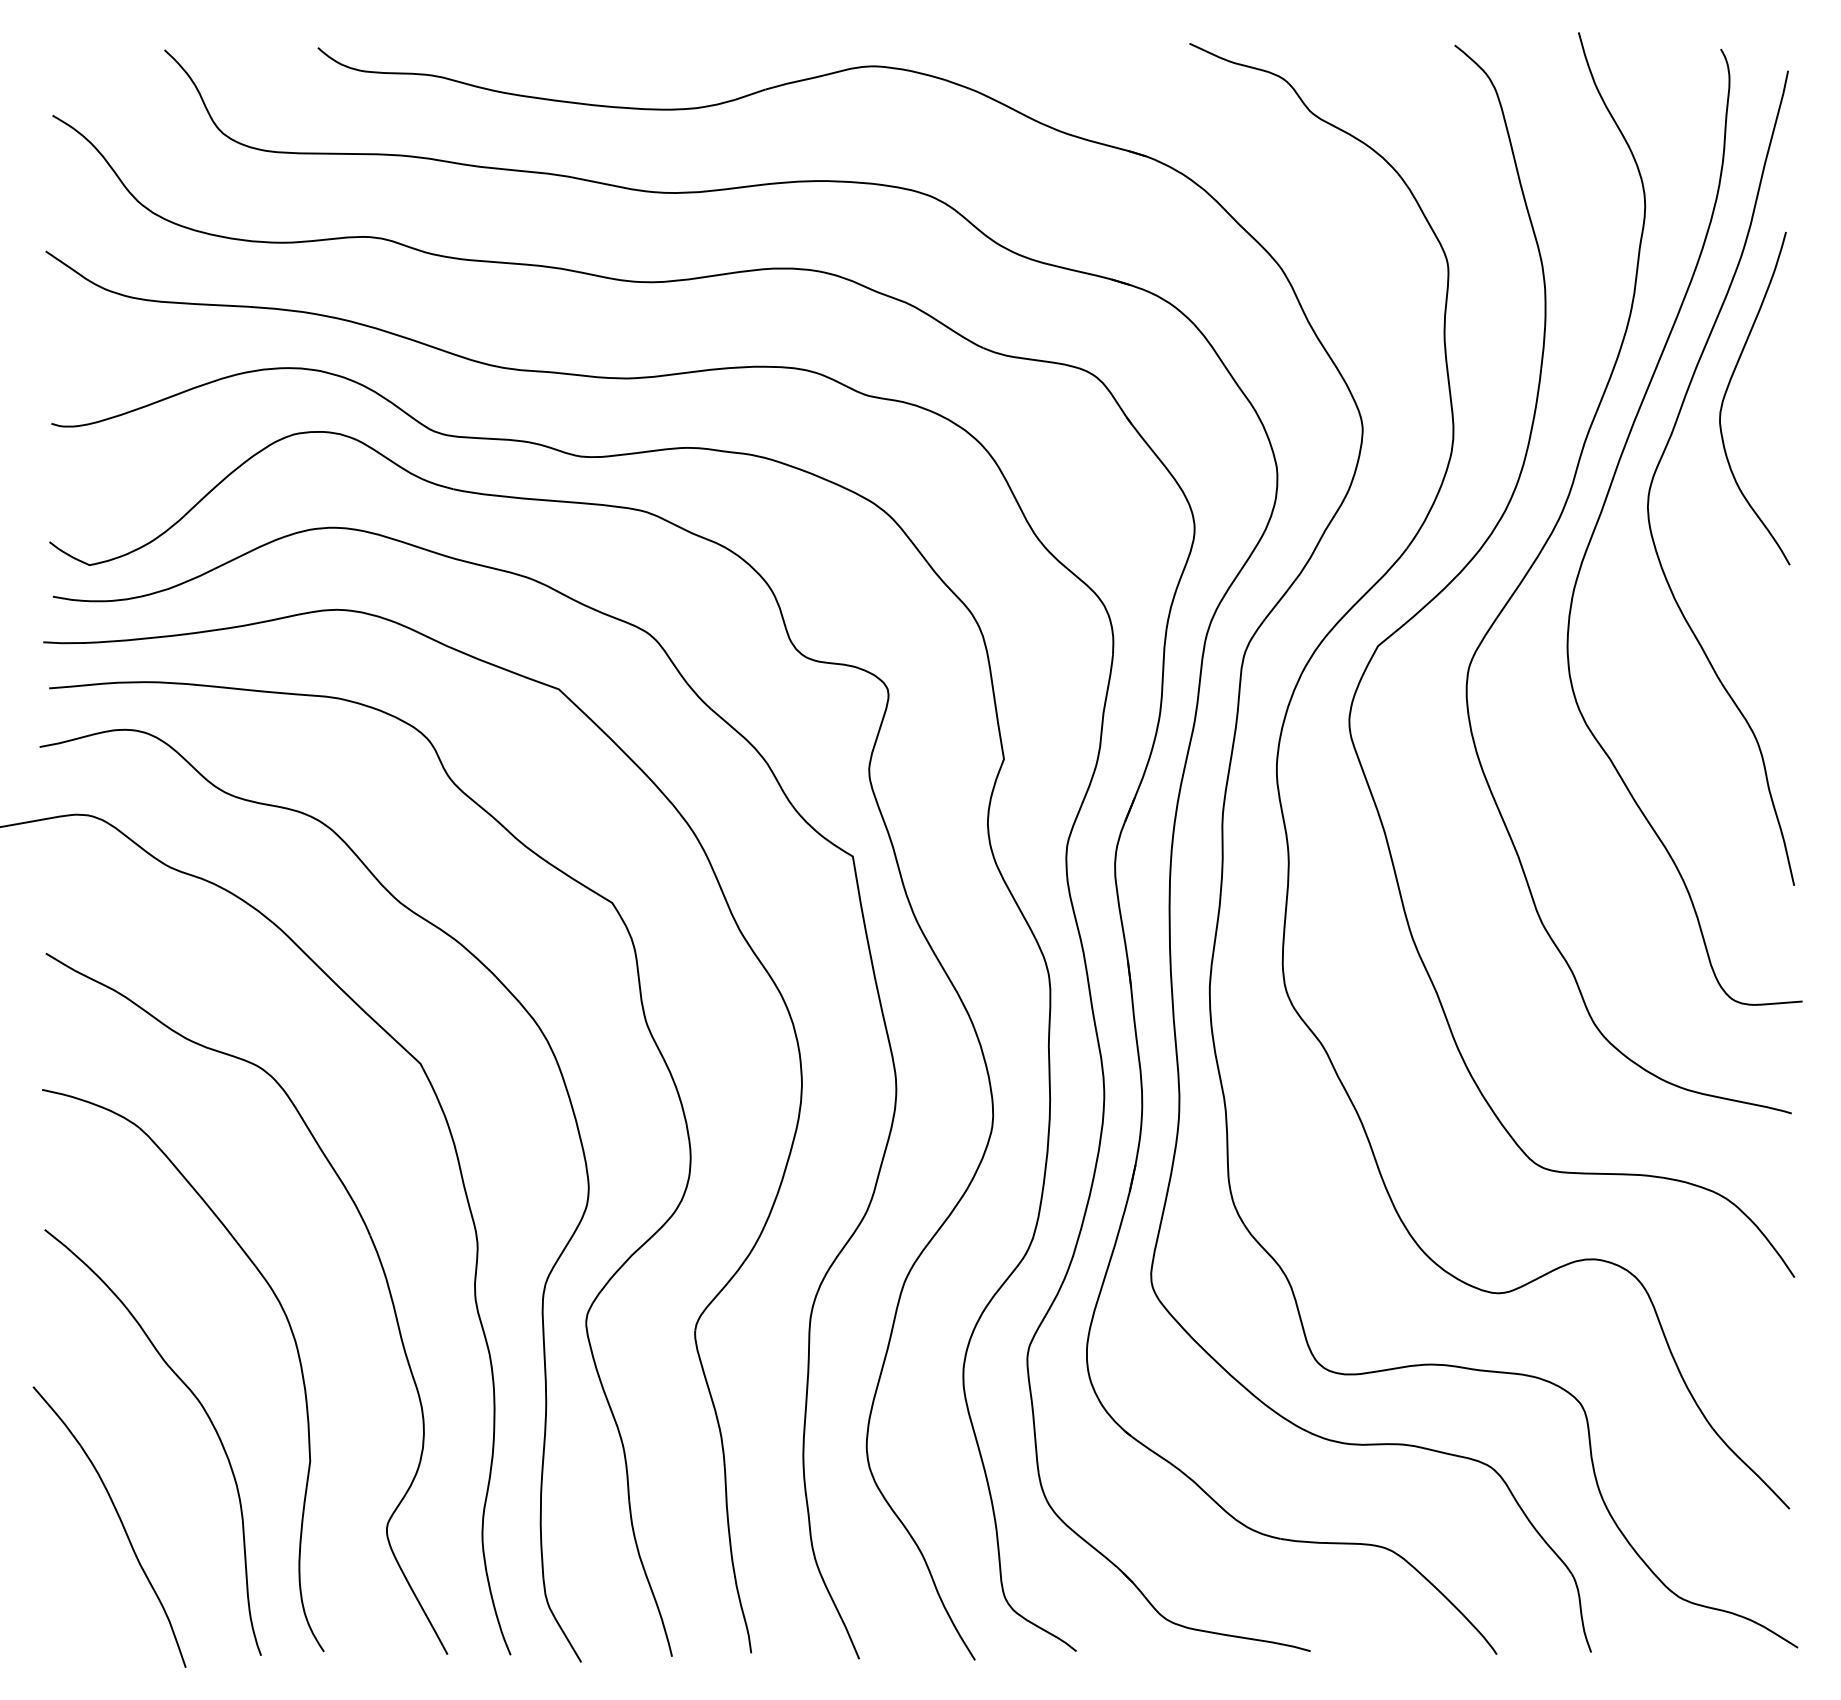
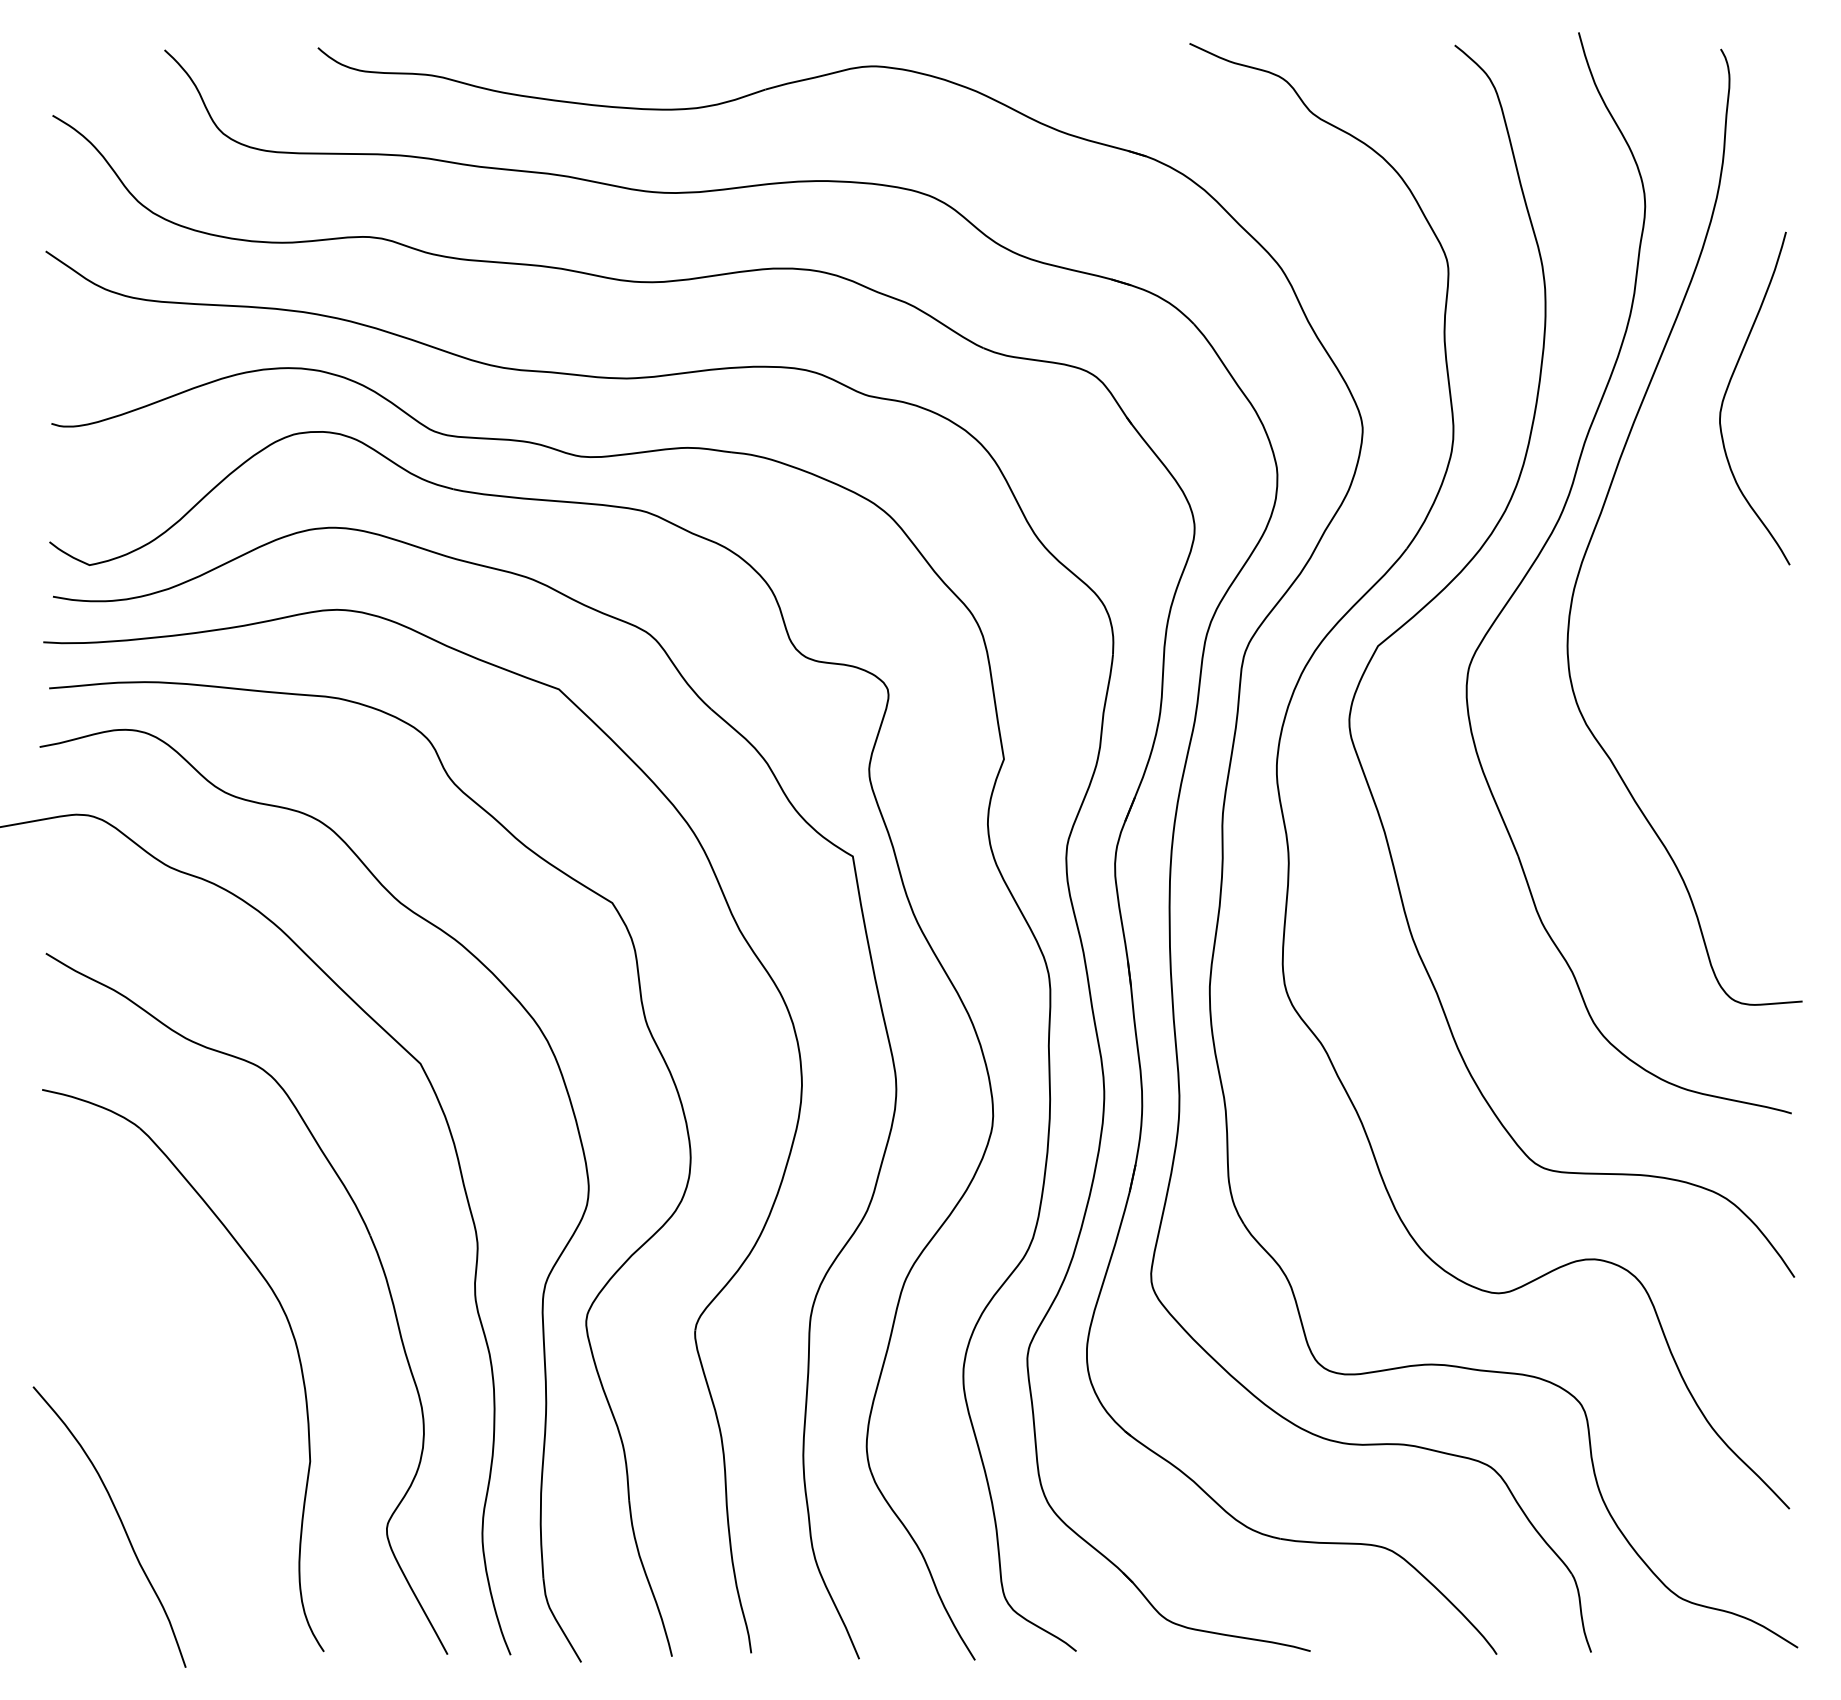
curve: present -> none (1665, 451)
curve: present -> none (203, 1410)
